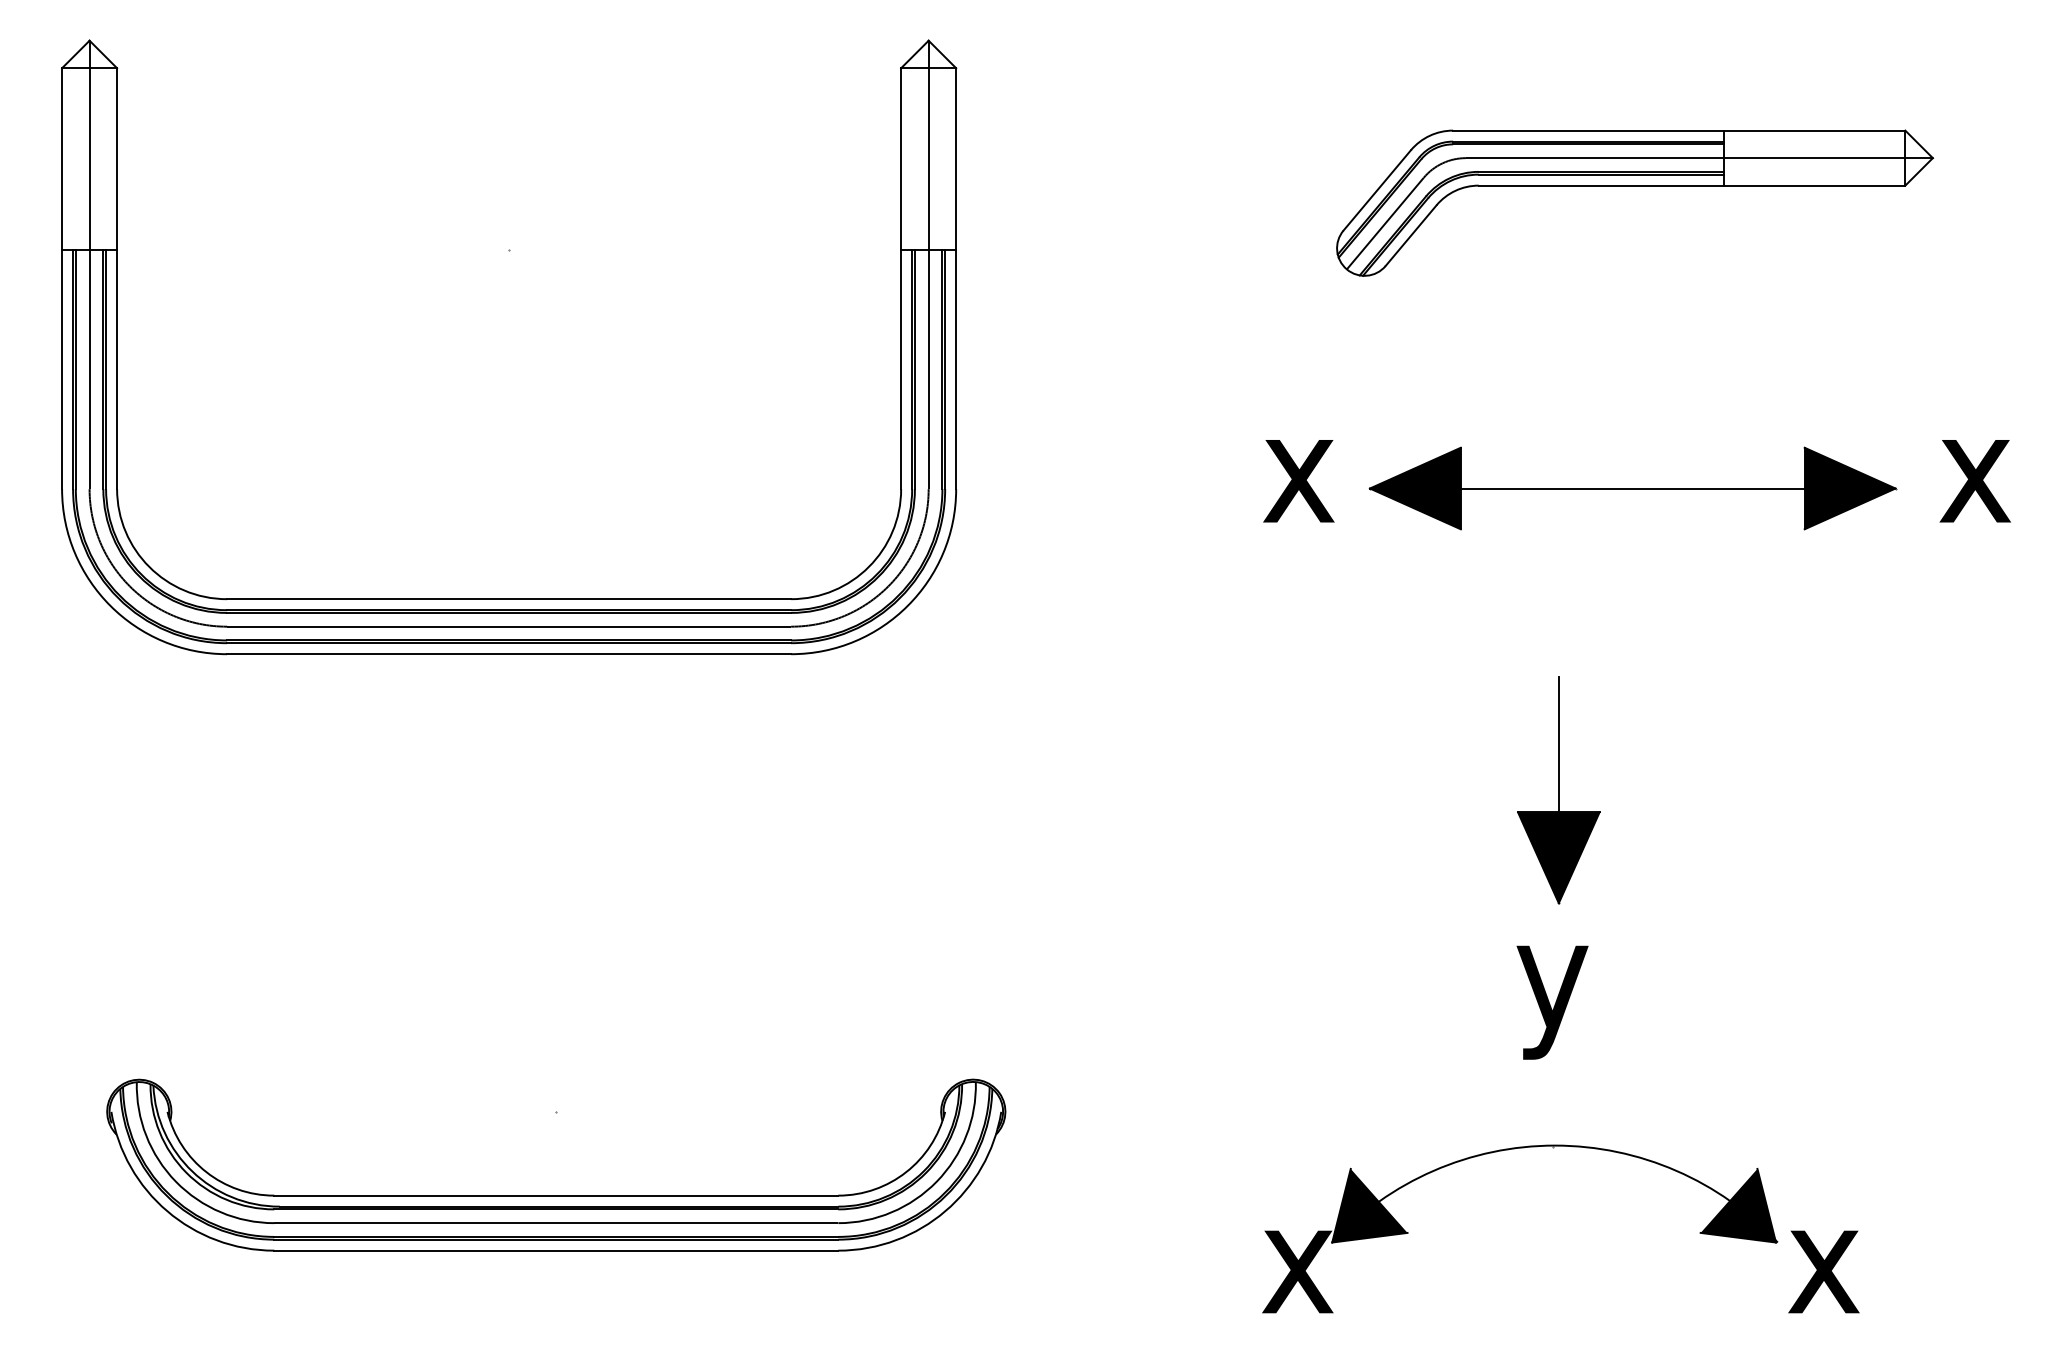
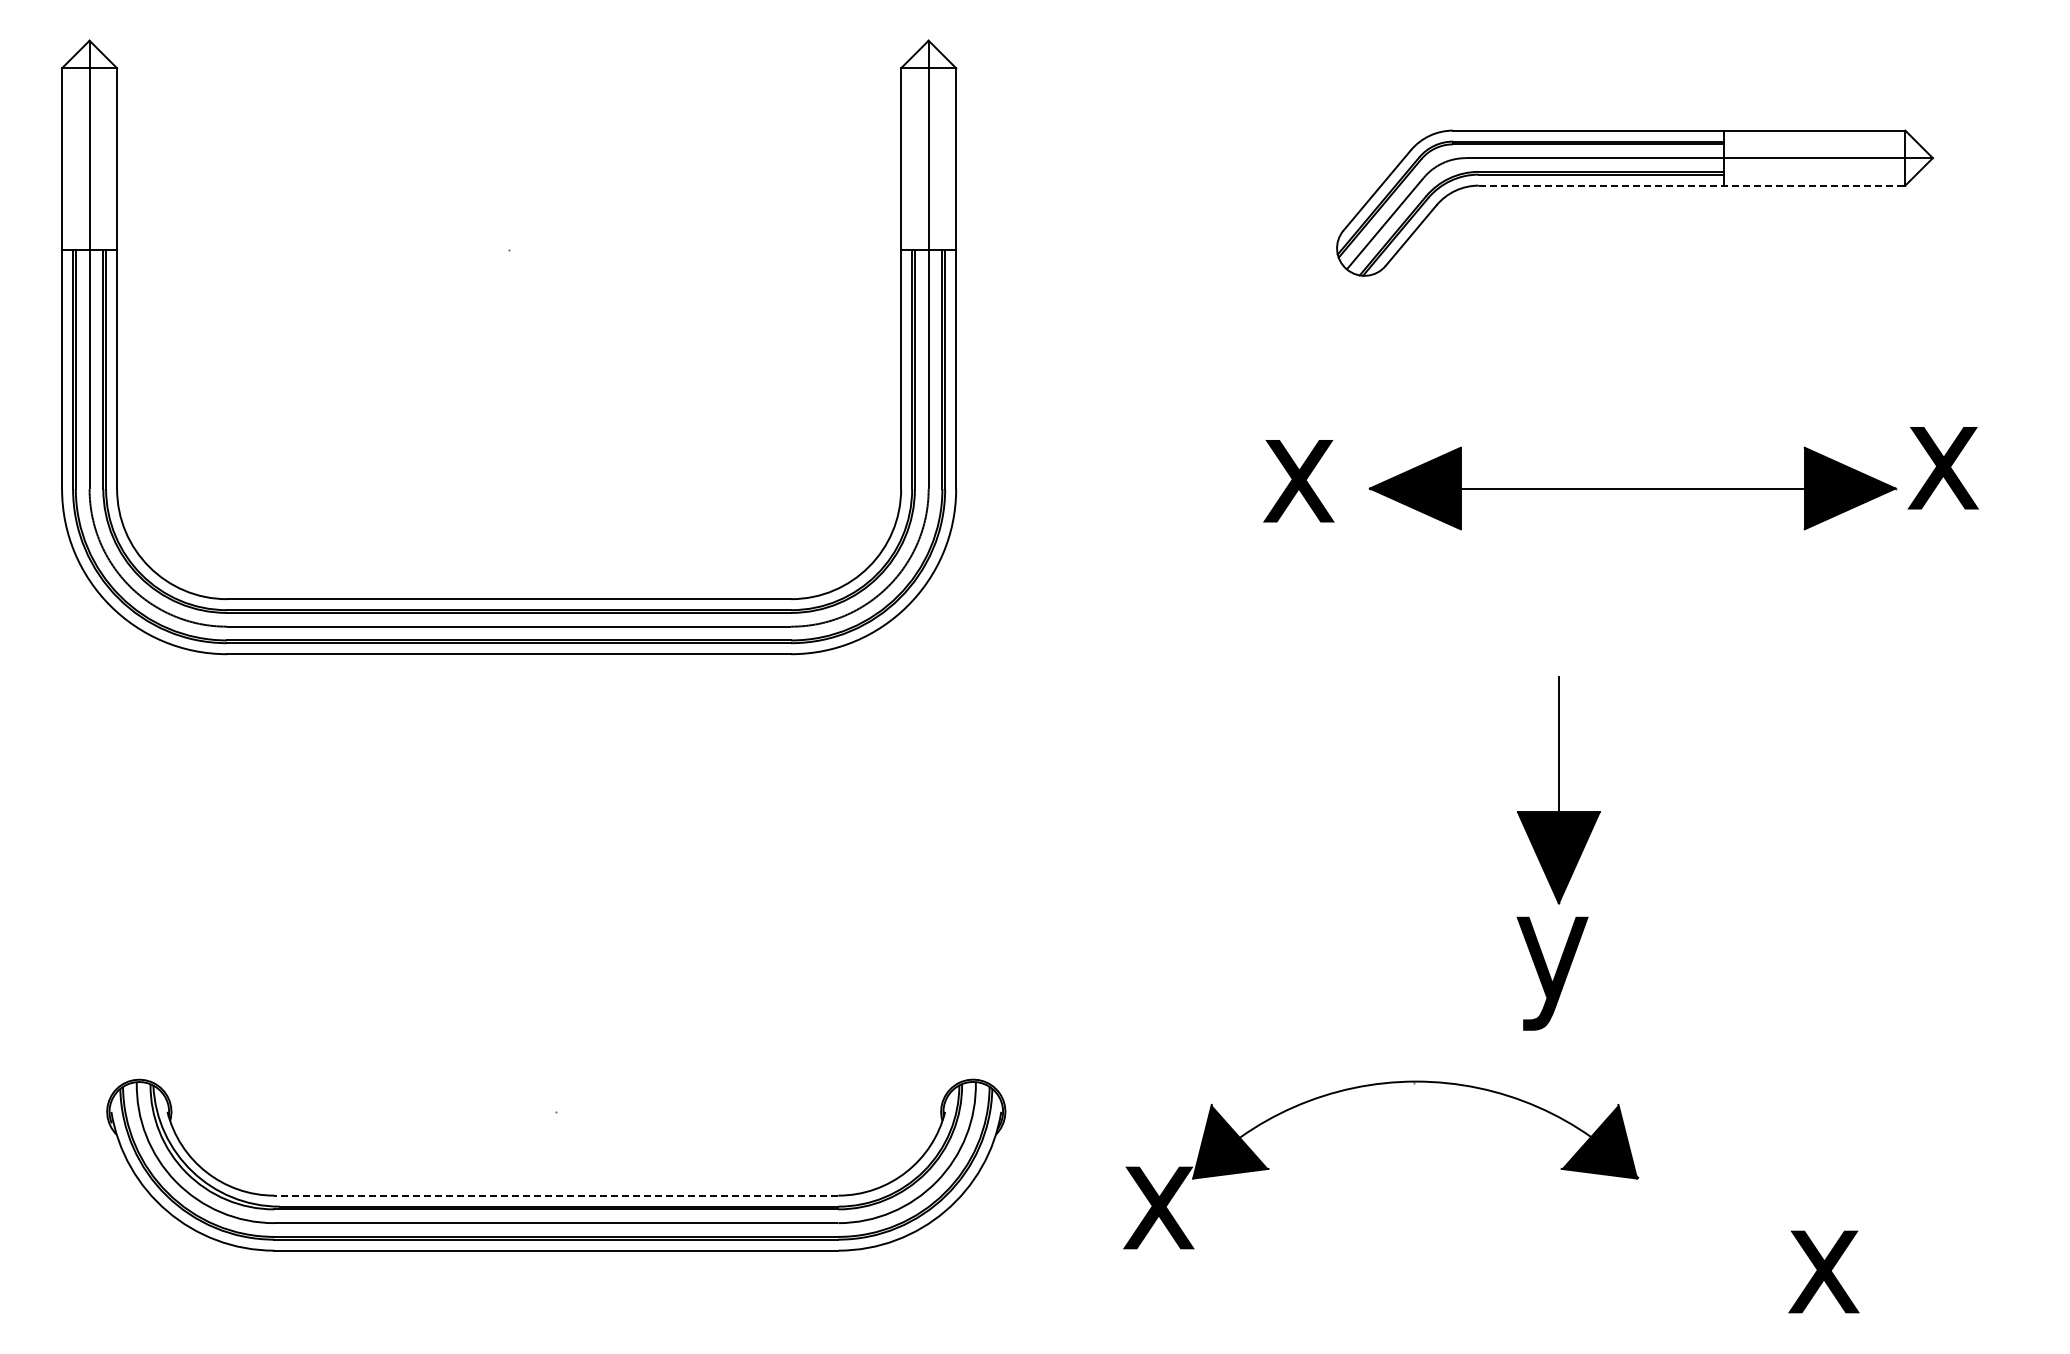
line: solid -> dashed (1692, 185)
text position: (1974, 481) -> (1942, 468) (1942, 468)
text position: (1552, 1002) -> (1552, 973) (1552, 973)
part position: (1508, 1150) -> (1369, 1086) (1369, 1086)
line: solid -> dashed (556, 1195)
